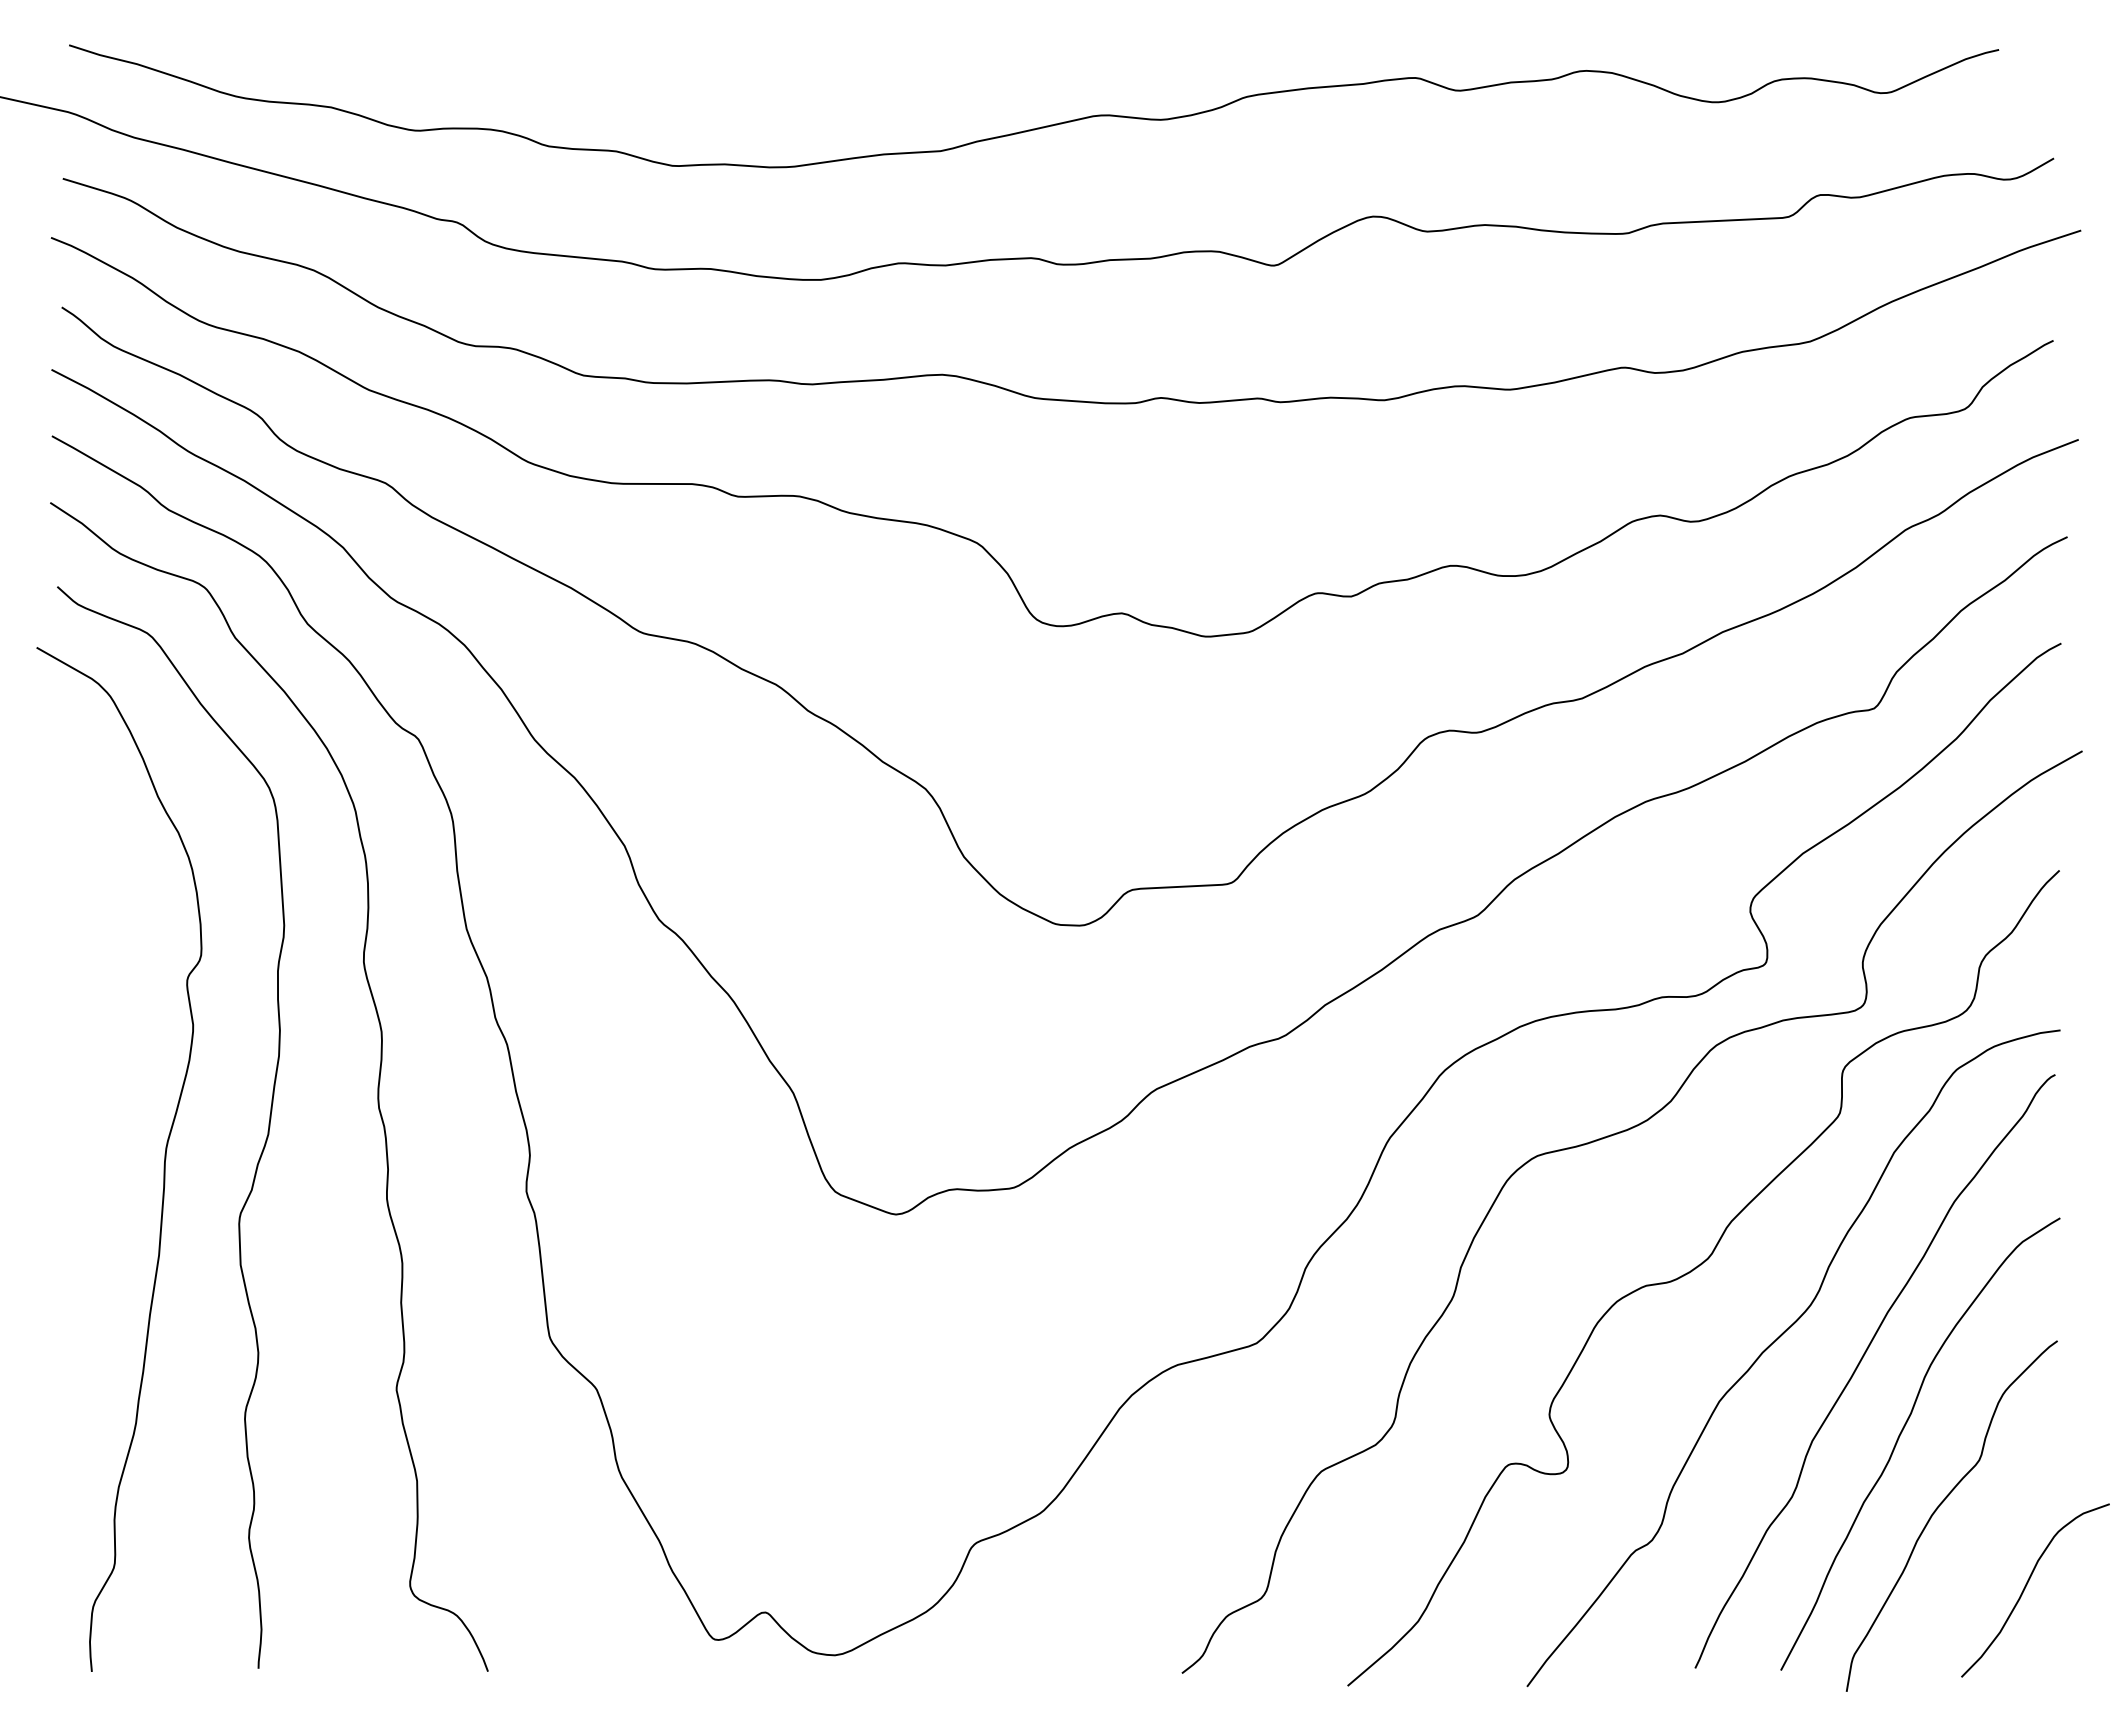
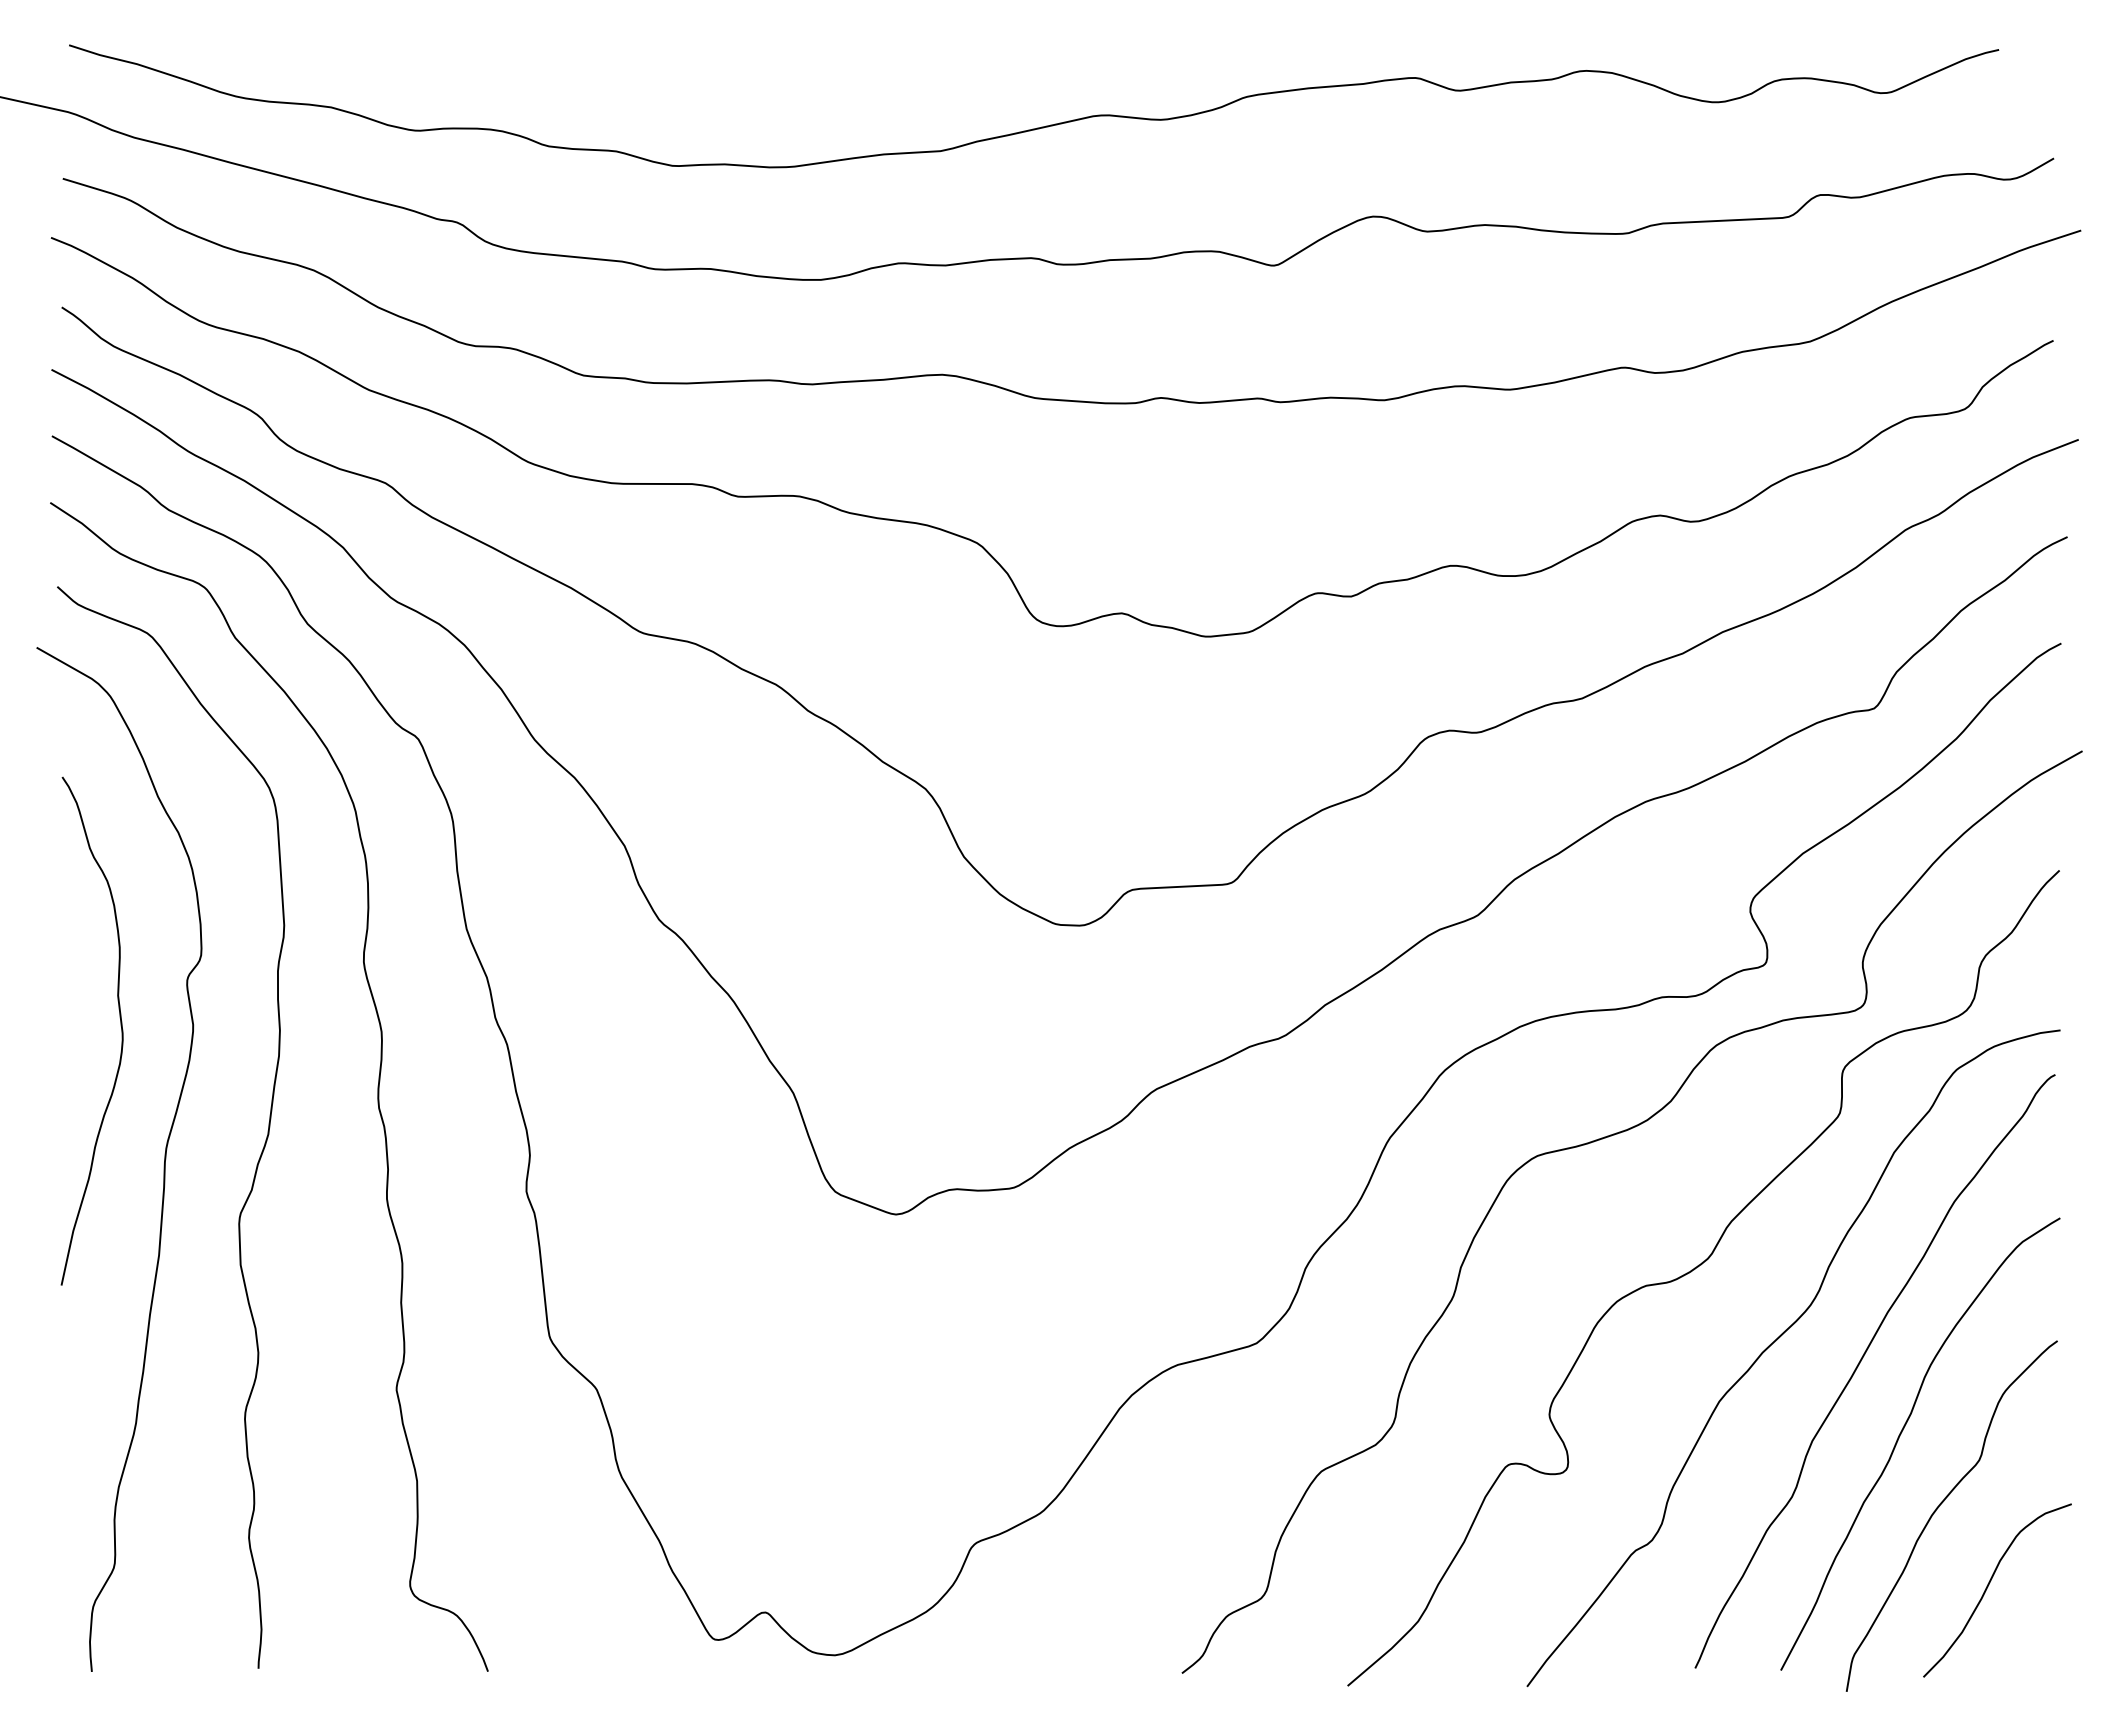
curve: none -> present (120, 1026)
curve position: (2026, 1587) -> (1988, 1587) (1988, 1587)
